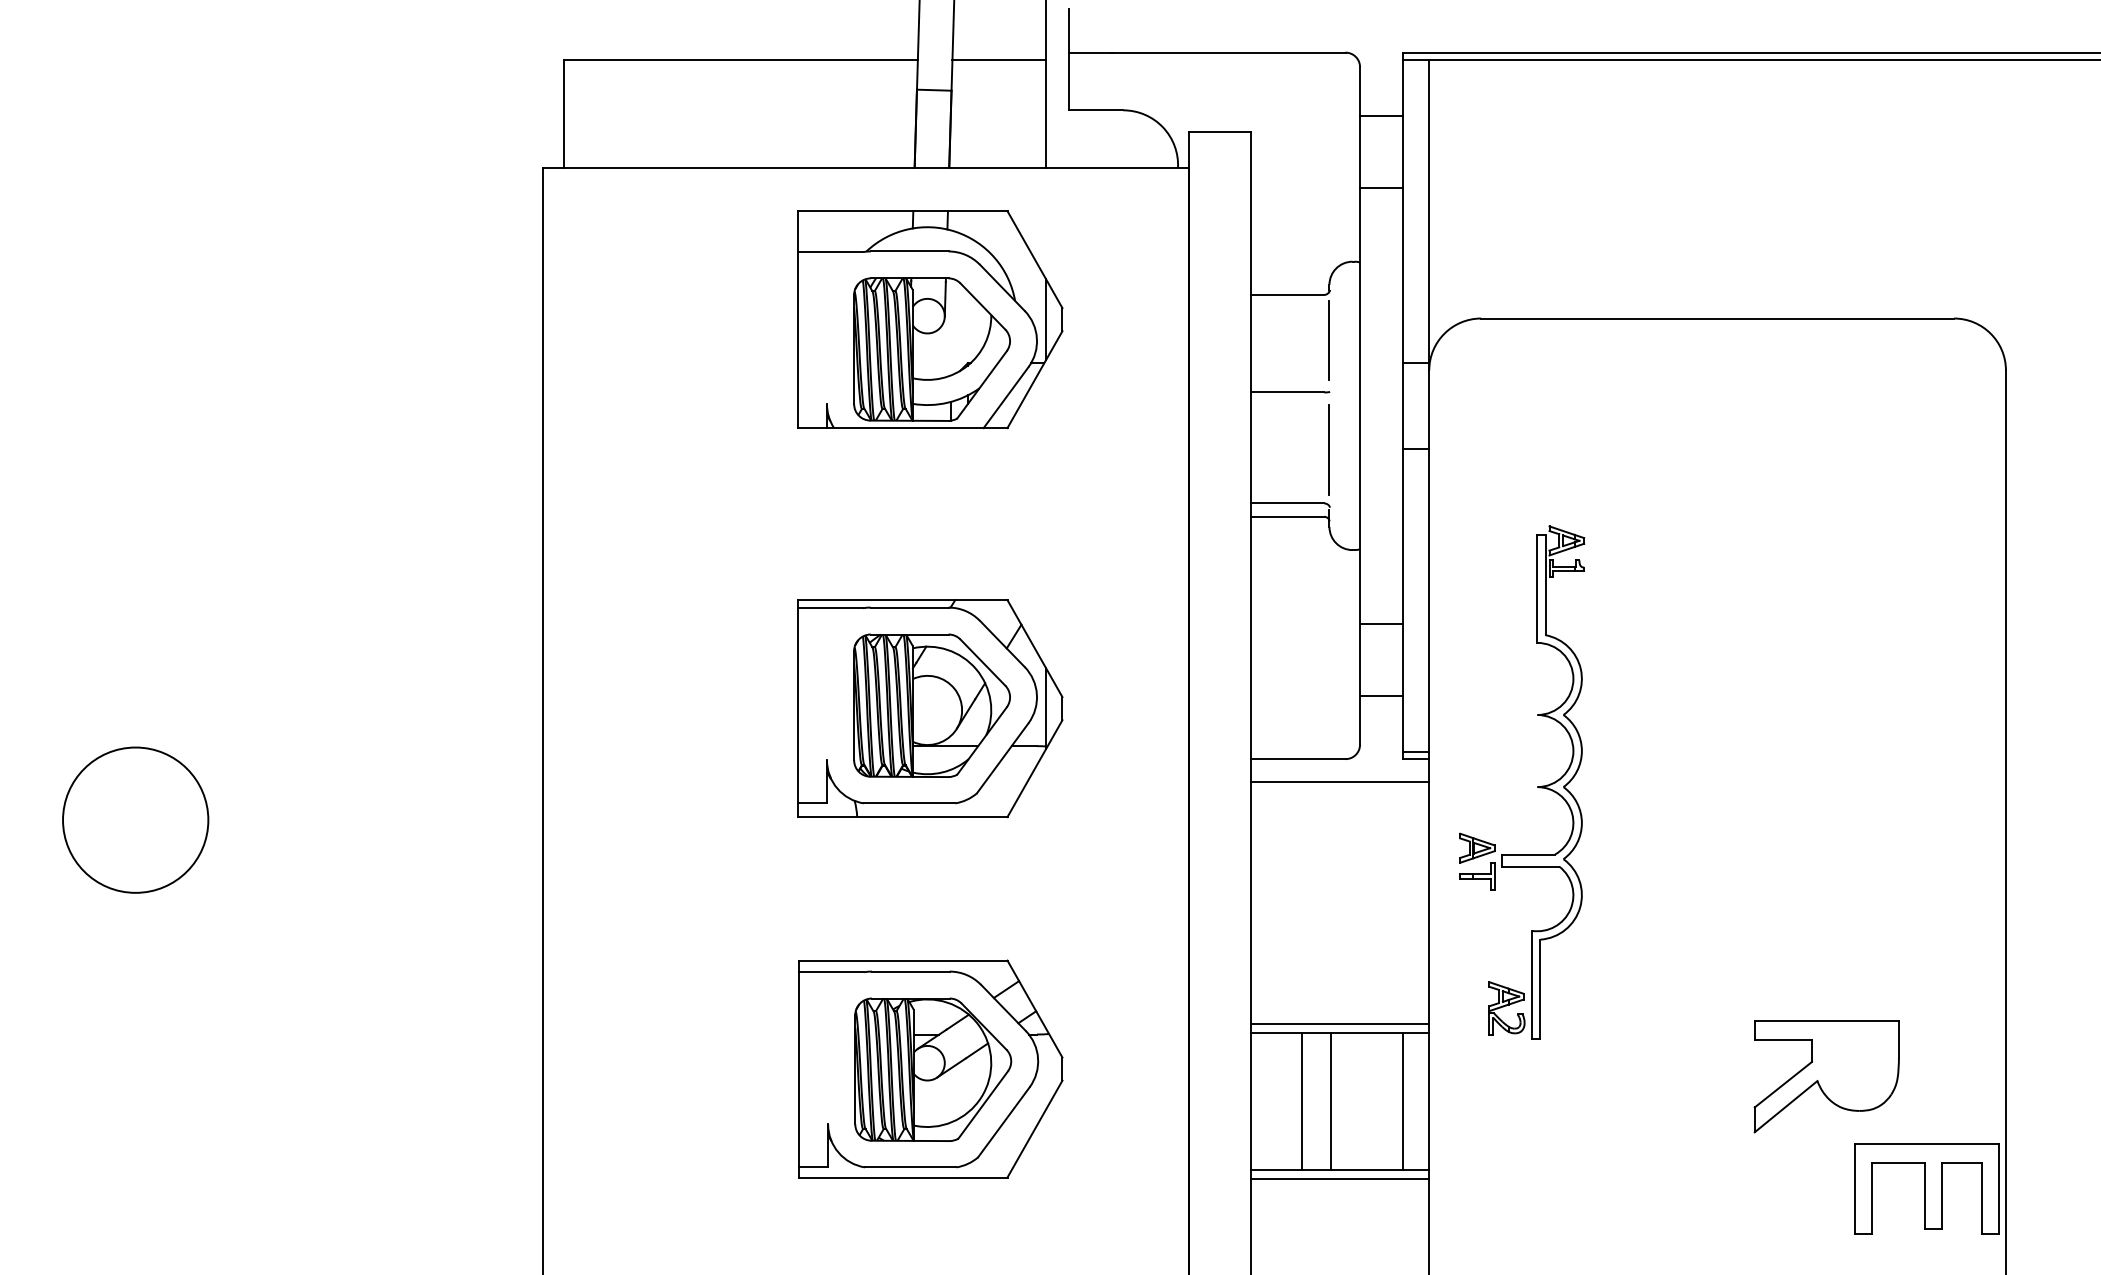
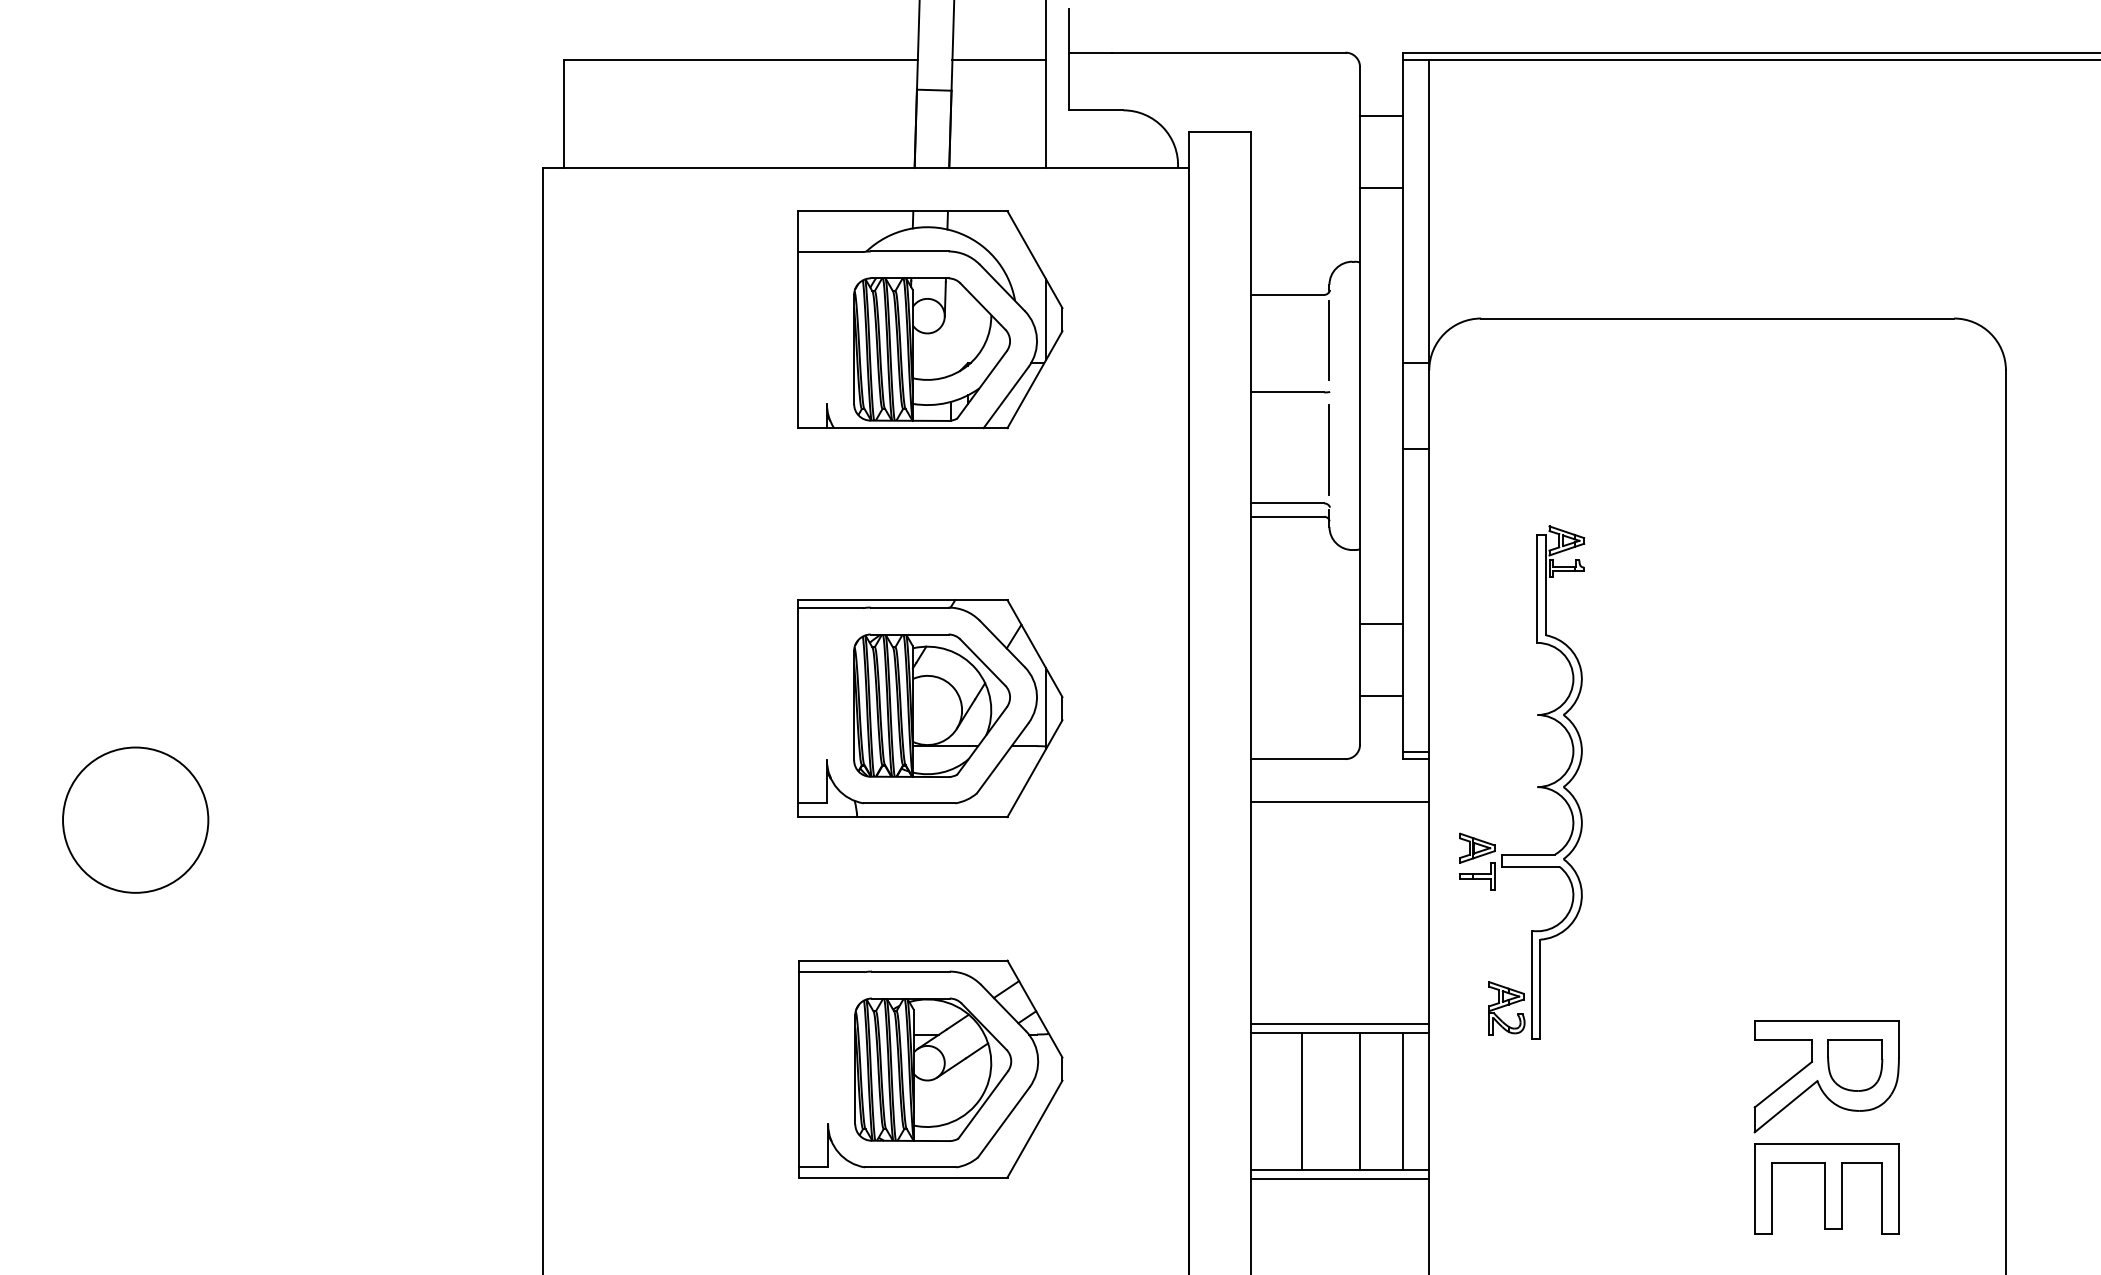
line position: (1340, 782) -> (1340, 802) (1340, 802)
part: none -> present (1855, 1065)
line position: (1331, 1101) -> (1360, 1101) (1360, 1101)
part position: (1926, 1188) -> (1826, 1188) (1826, 1188)
